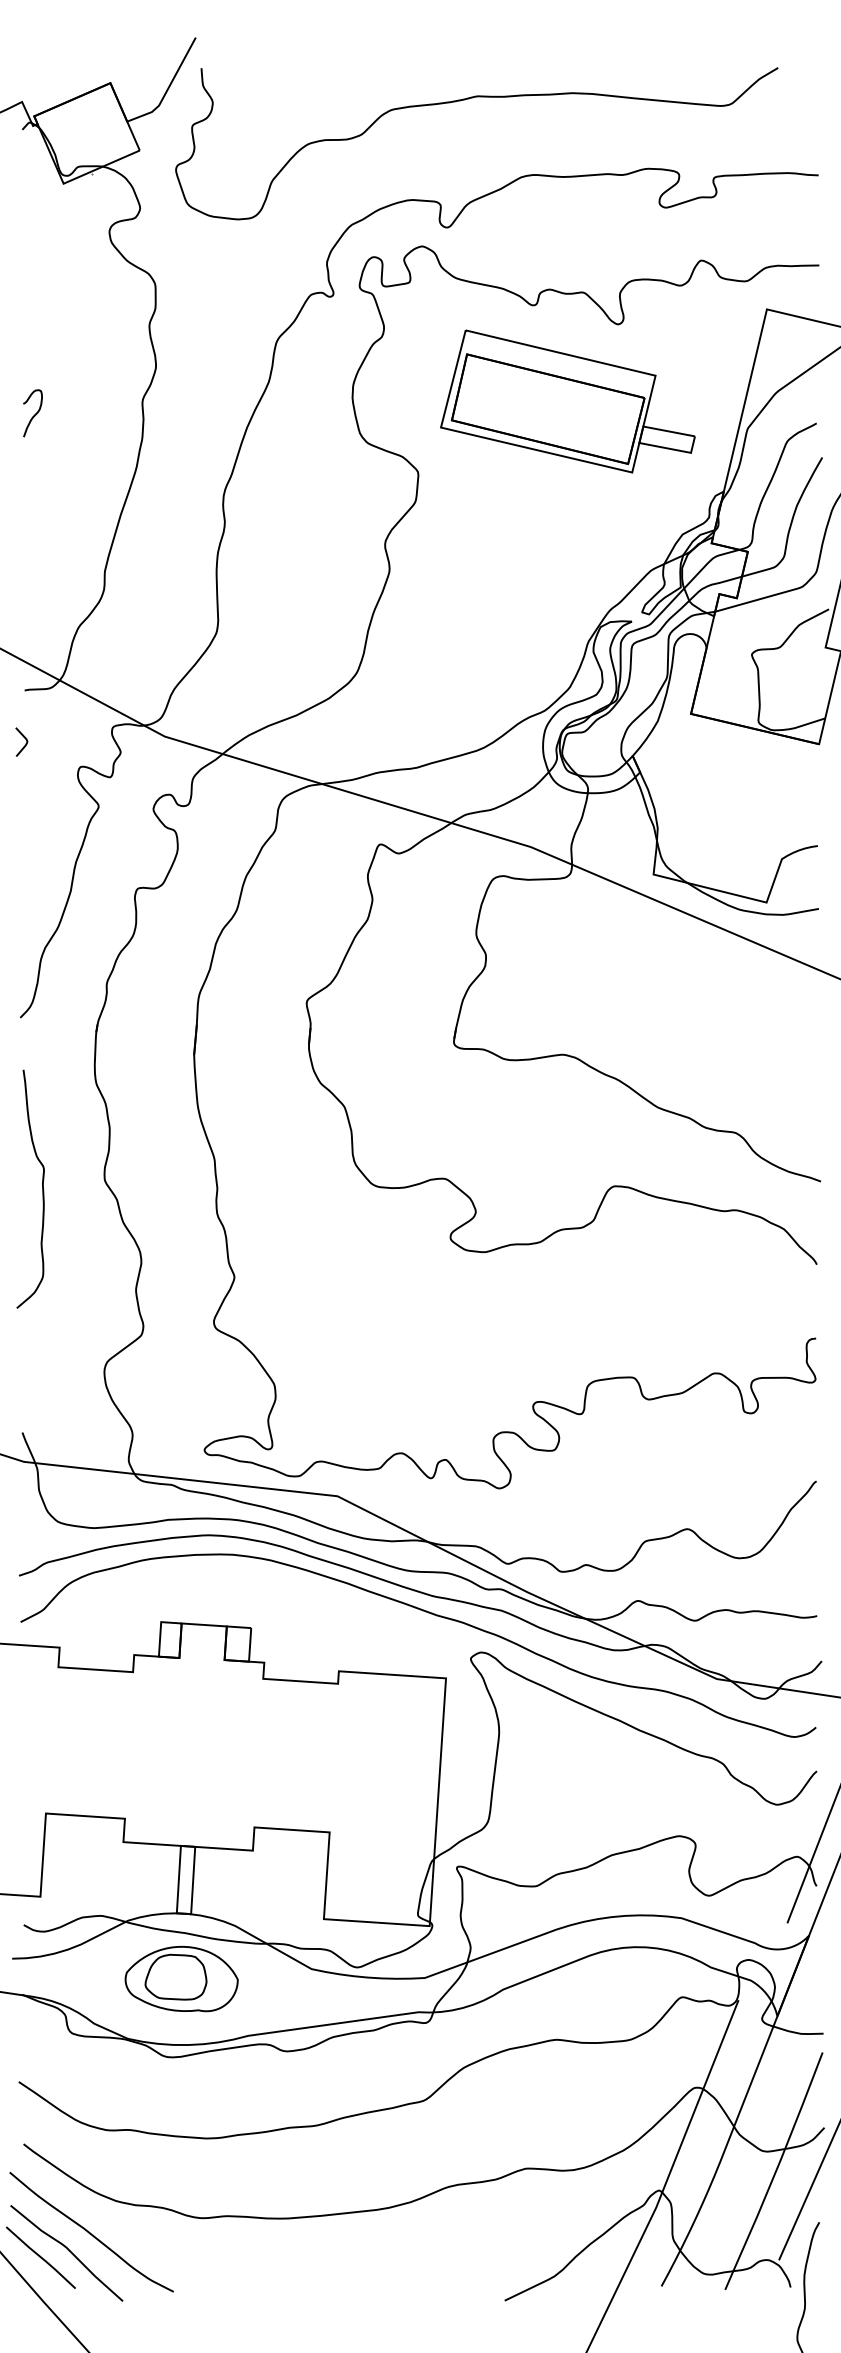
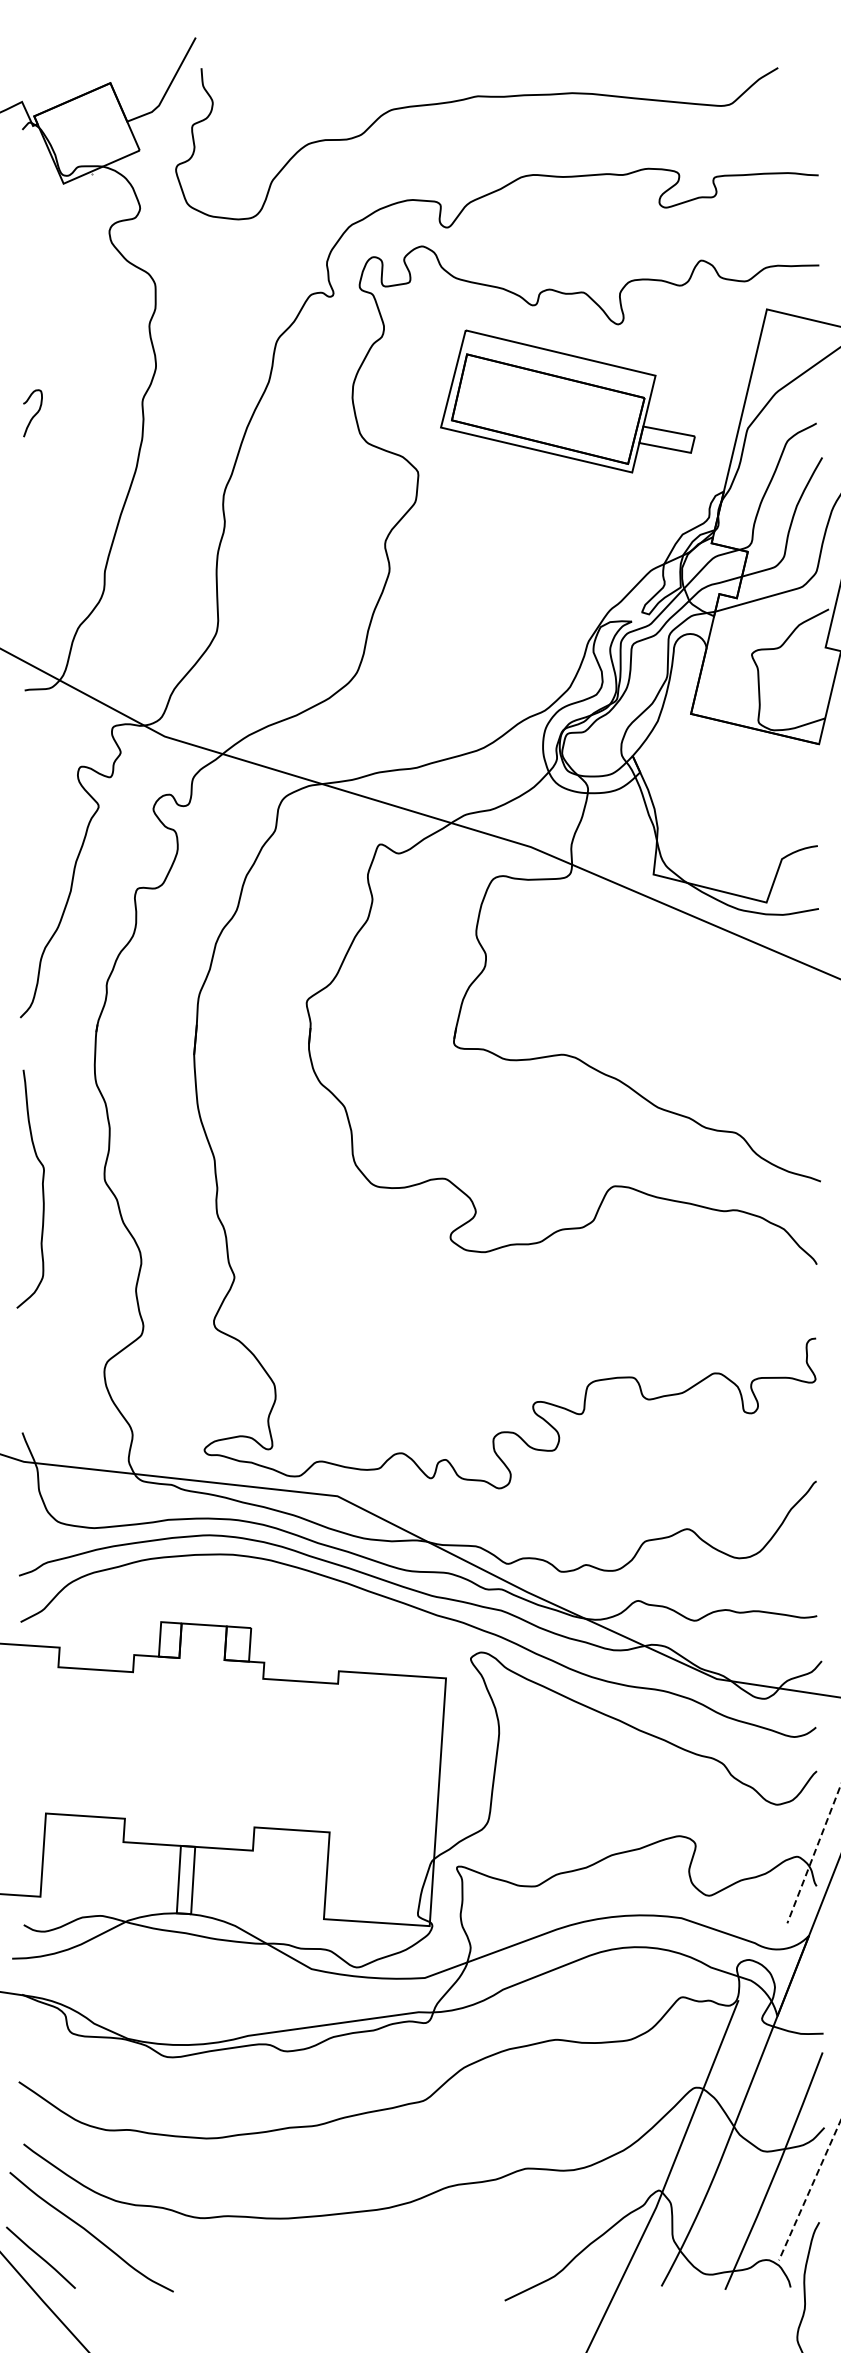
curve: present -> none (24, 738)
line: solid -> dashed (814, 1854)
part: present -> none (181, 1978)
line: solid -> dashed (809, 2190)
curve: present -> none (68, 2250)
